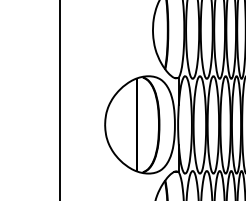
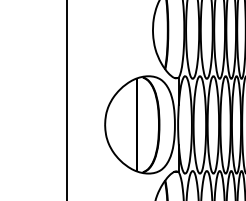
line position: (59, 99) -> (66, 99) (66, 99)
